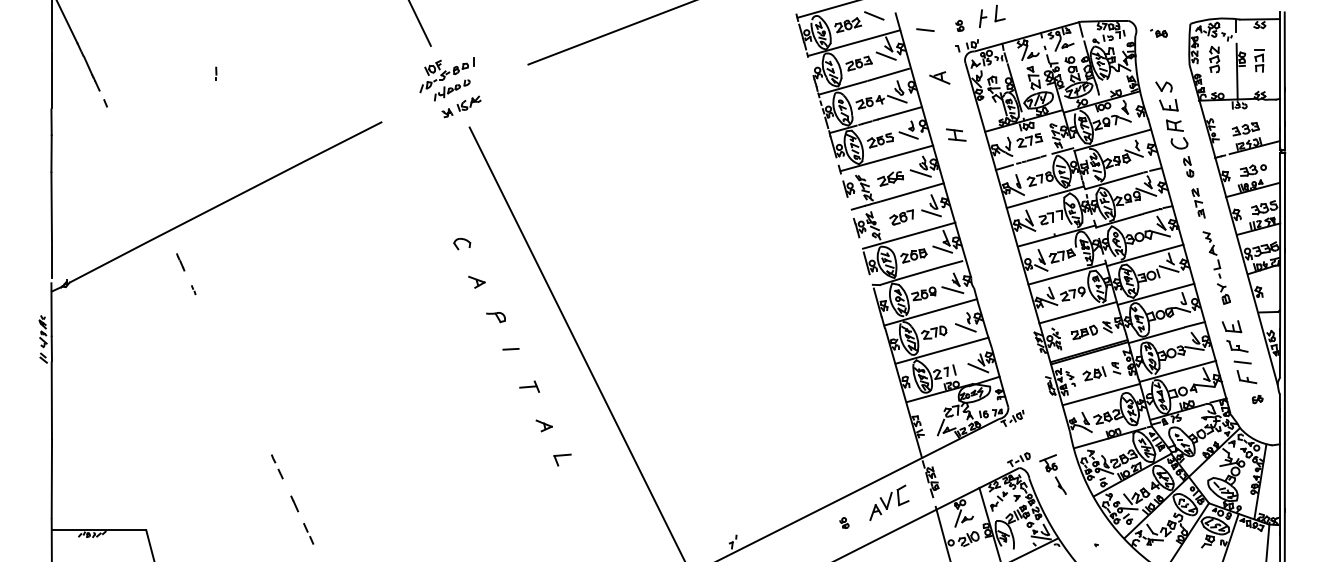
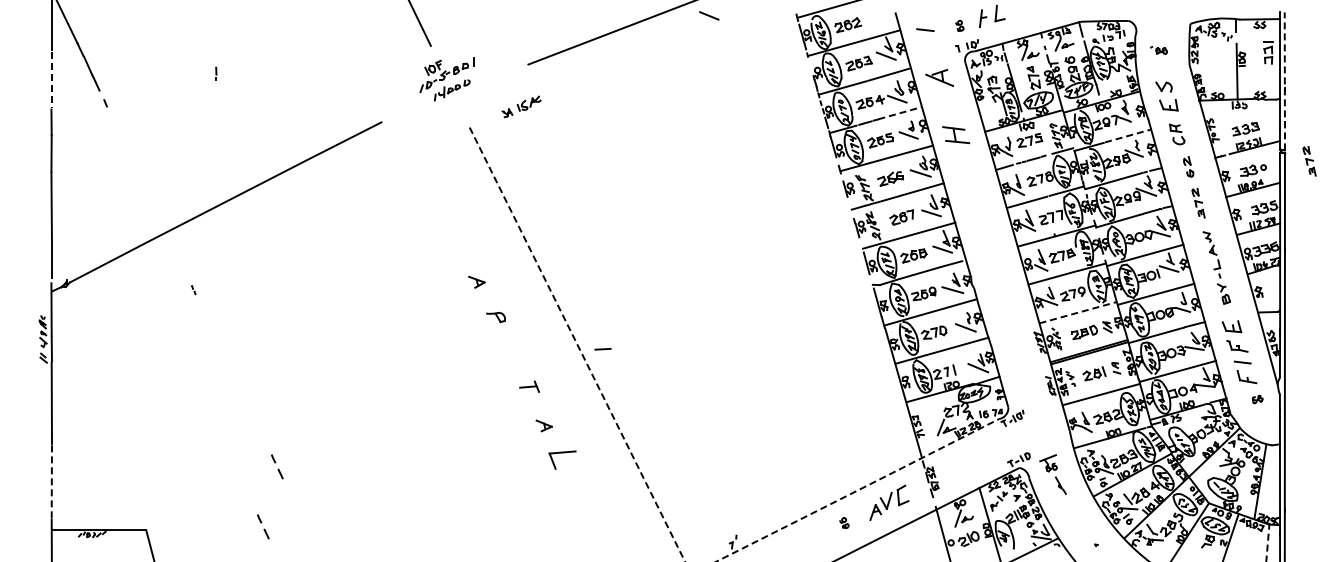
line position: (874, 15) -> (709, 15) (709, 15)
part position: (1158, 33) -> (1158, 50) (1158, 50)
part: present -> none (1214, 59)
part position: (1259, 60) -> (1268, 52) (1268, 52)
part size: 22x14 px -> 30x18 px (939, 77)
line: solid -> dashed (51, 80)
line: solid -> dashed (1284, 81)
part position: (461, 106) -> (521, 106) (521, 106)
line: solid -> dashed (900, 113)
part size: 21x14 px -> 29x19 px (956, 135)
part size: 23x31 px -> 17x23 px (1177, 134)
line: solid -> dashed (1127, 136)
part: none -> present (1309, 161)
part: present -> none (462, 244)
line: present -> none (180, 262)
line: solid -> dashed (1077, 312)
line: solid -> dashed (577, 345)
line position: (510, 349) -> (602, 349) (602, 349)
part size: 19x14 px -> 29x20 px (562, 459)
line: solid -> dashed (51, 482)
arc: solid -> dashed (857, 490)
line: present -> none (294, 503)
part: none -> present (263, 526)
line: present -> none (308, 532)
line: solid -> dashed (1267, 542)
